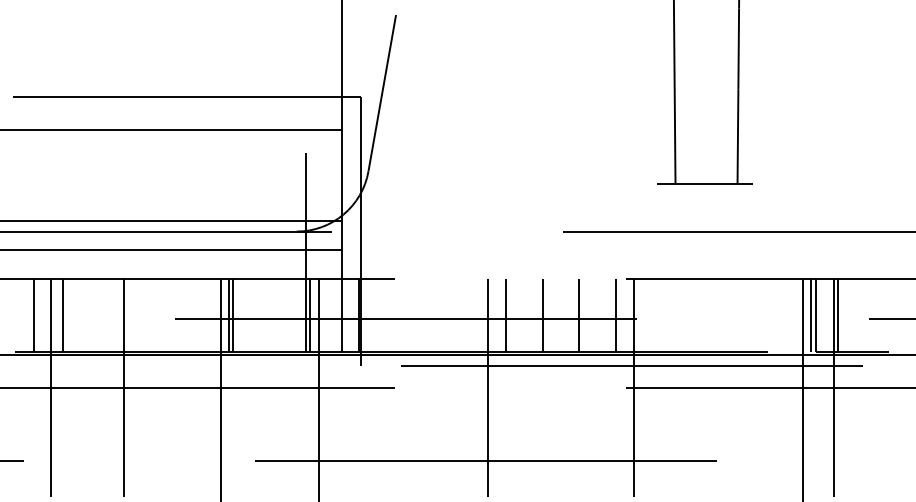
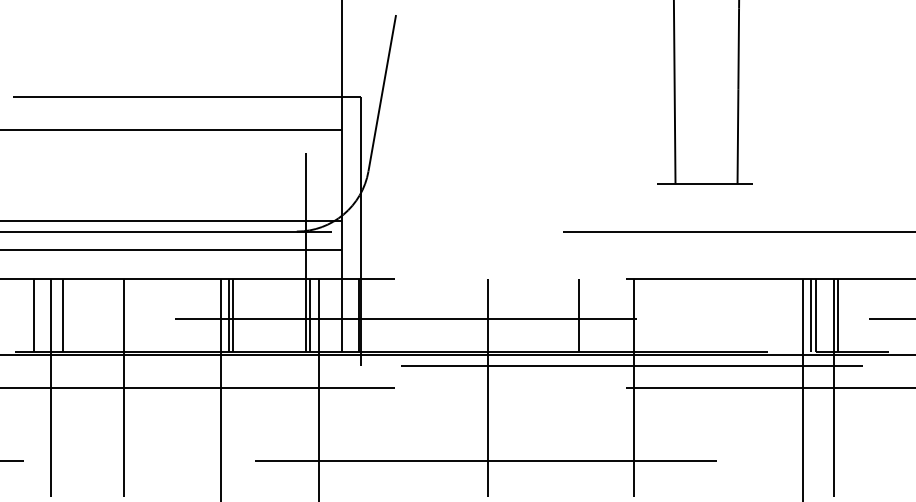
line: present -> none (505, 314)
line: present -> none (542, 314)
line: present -> none (616, 314)
